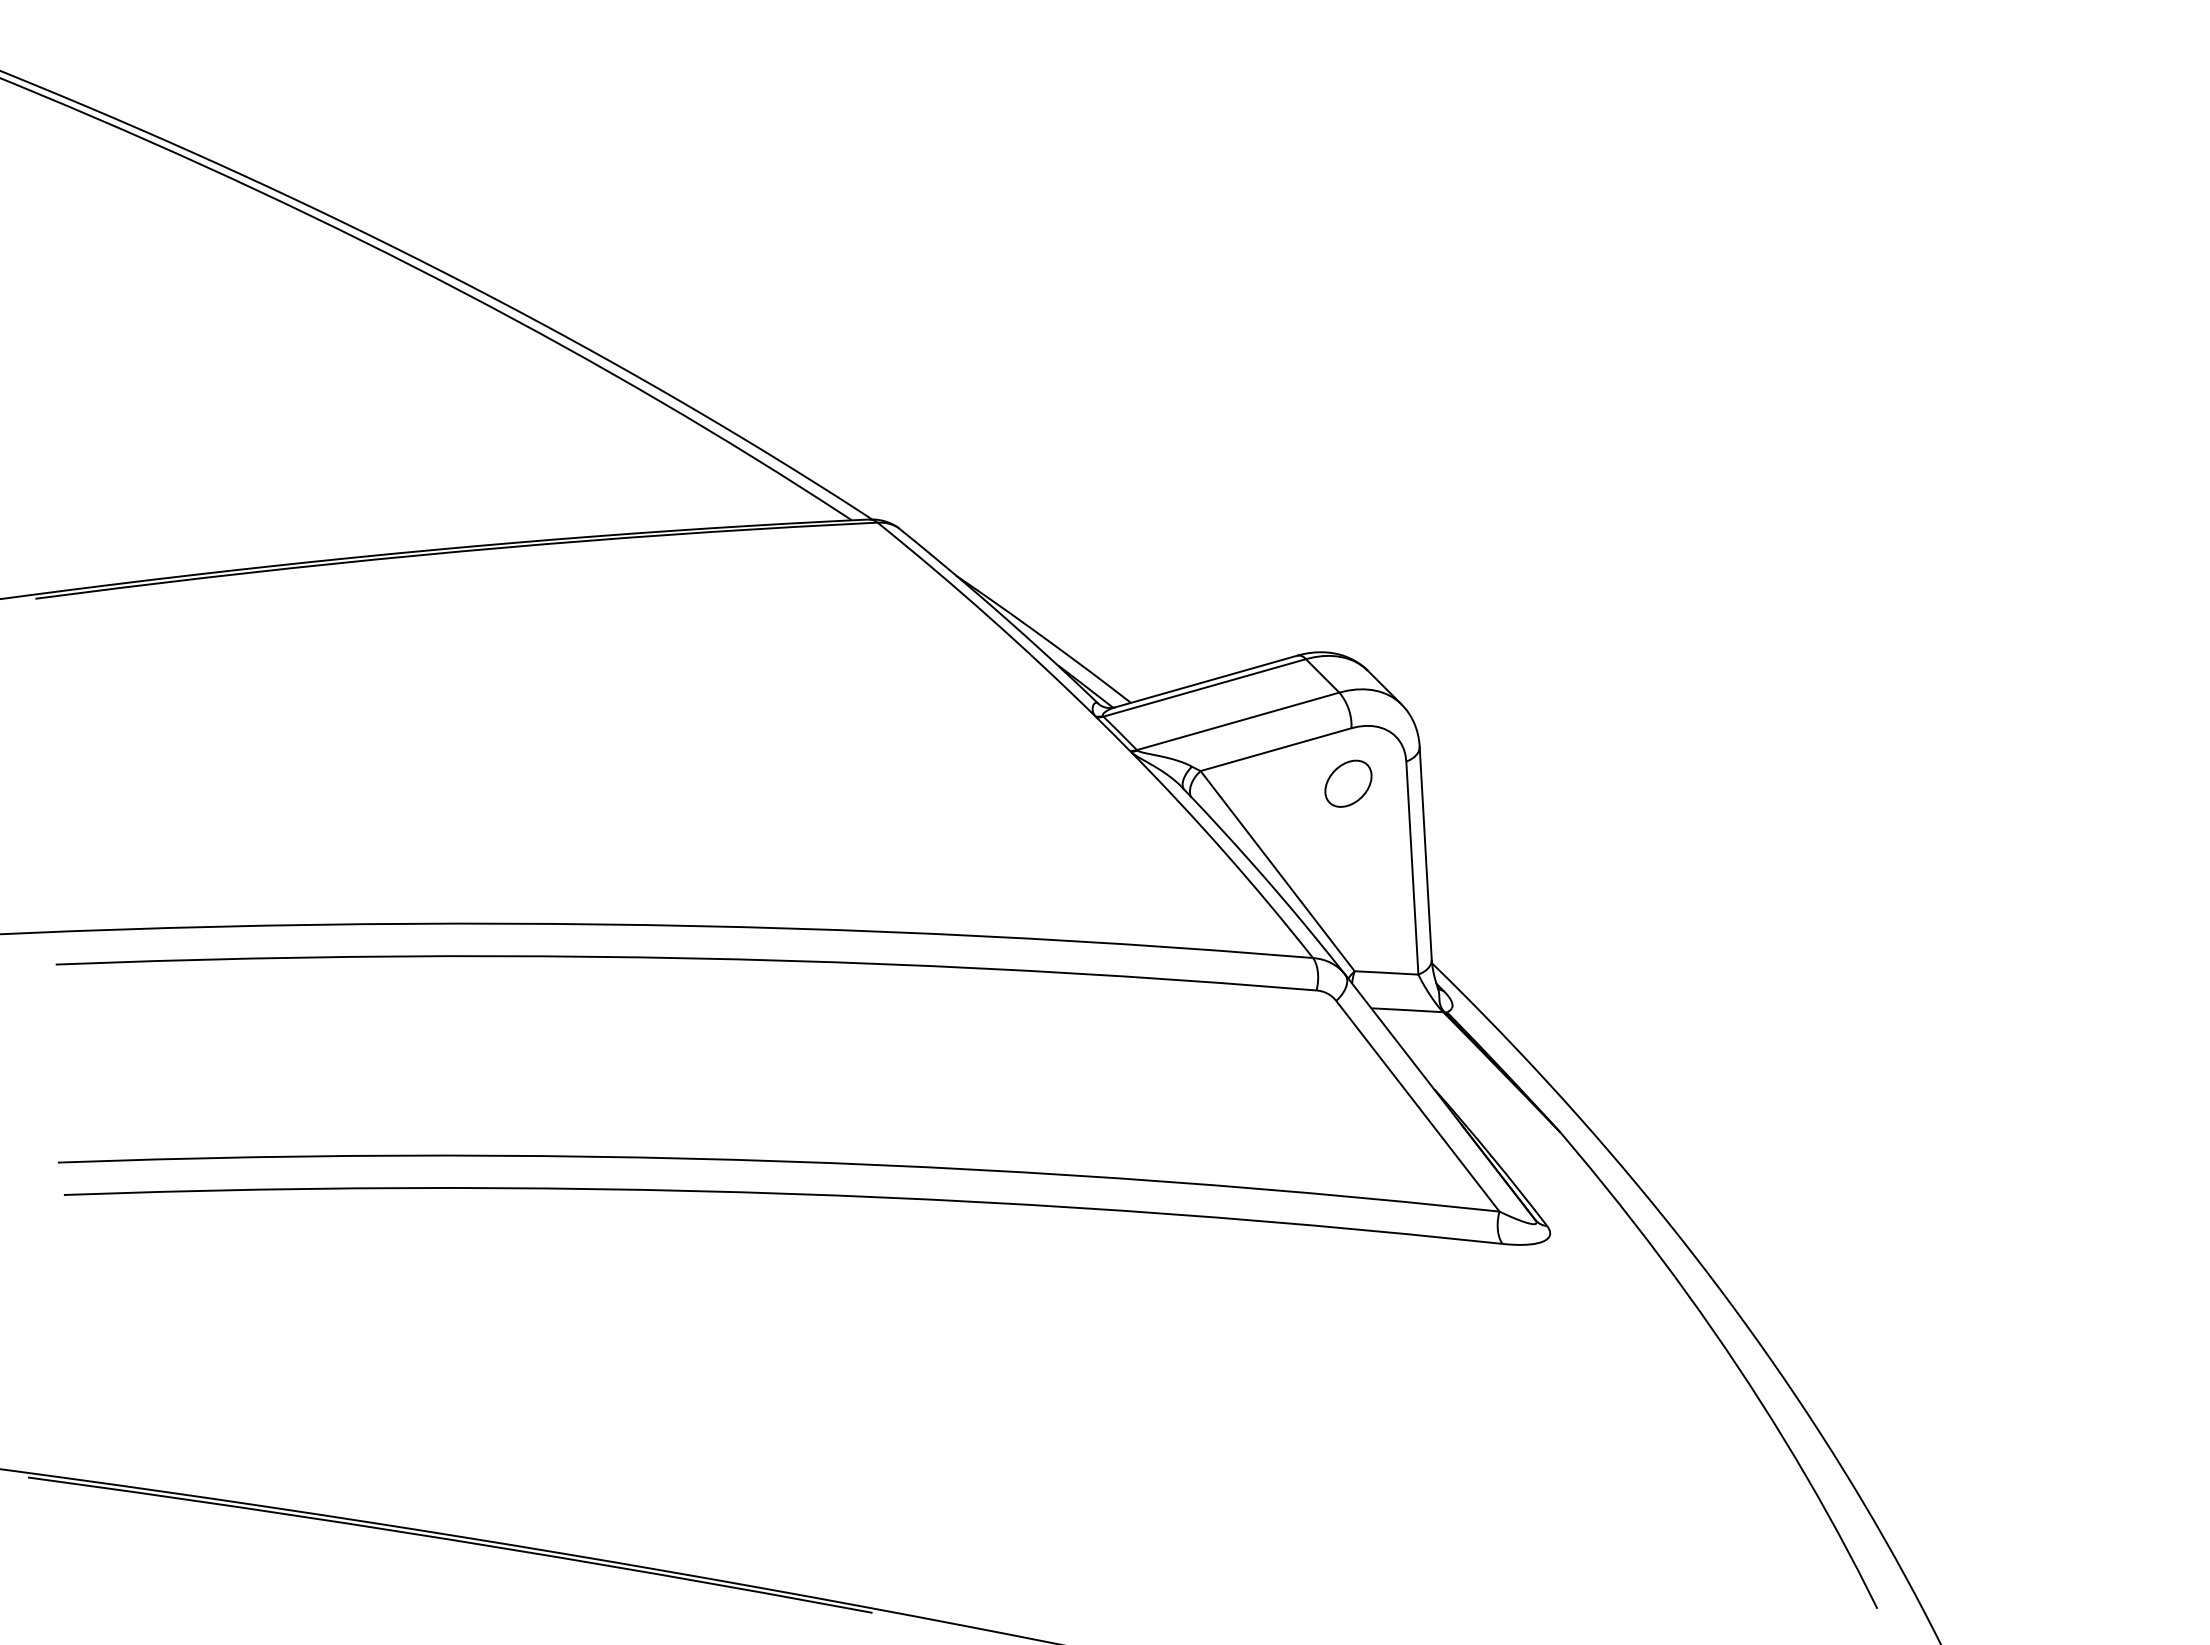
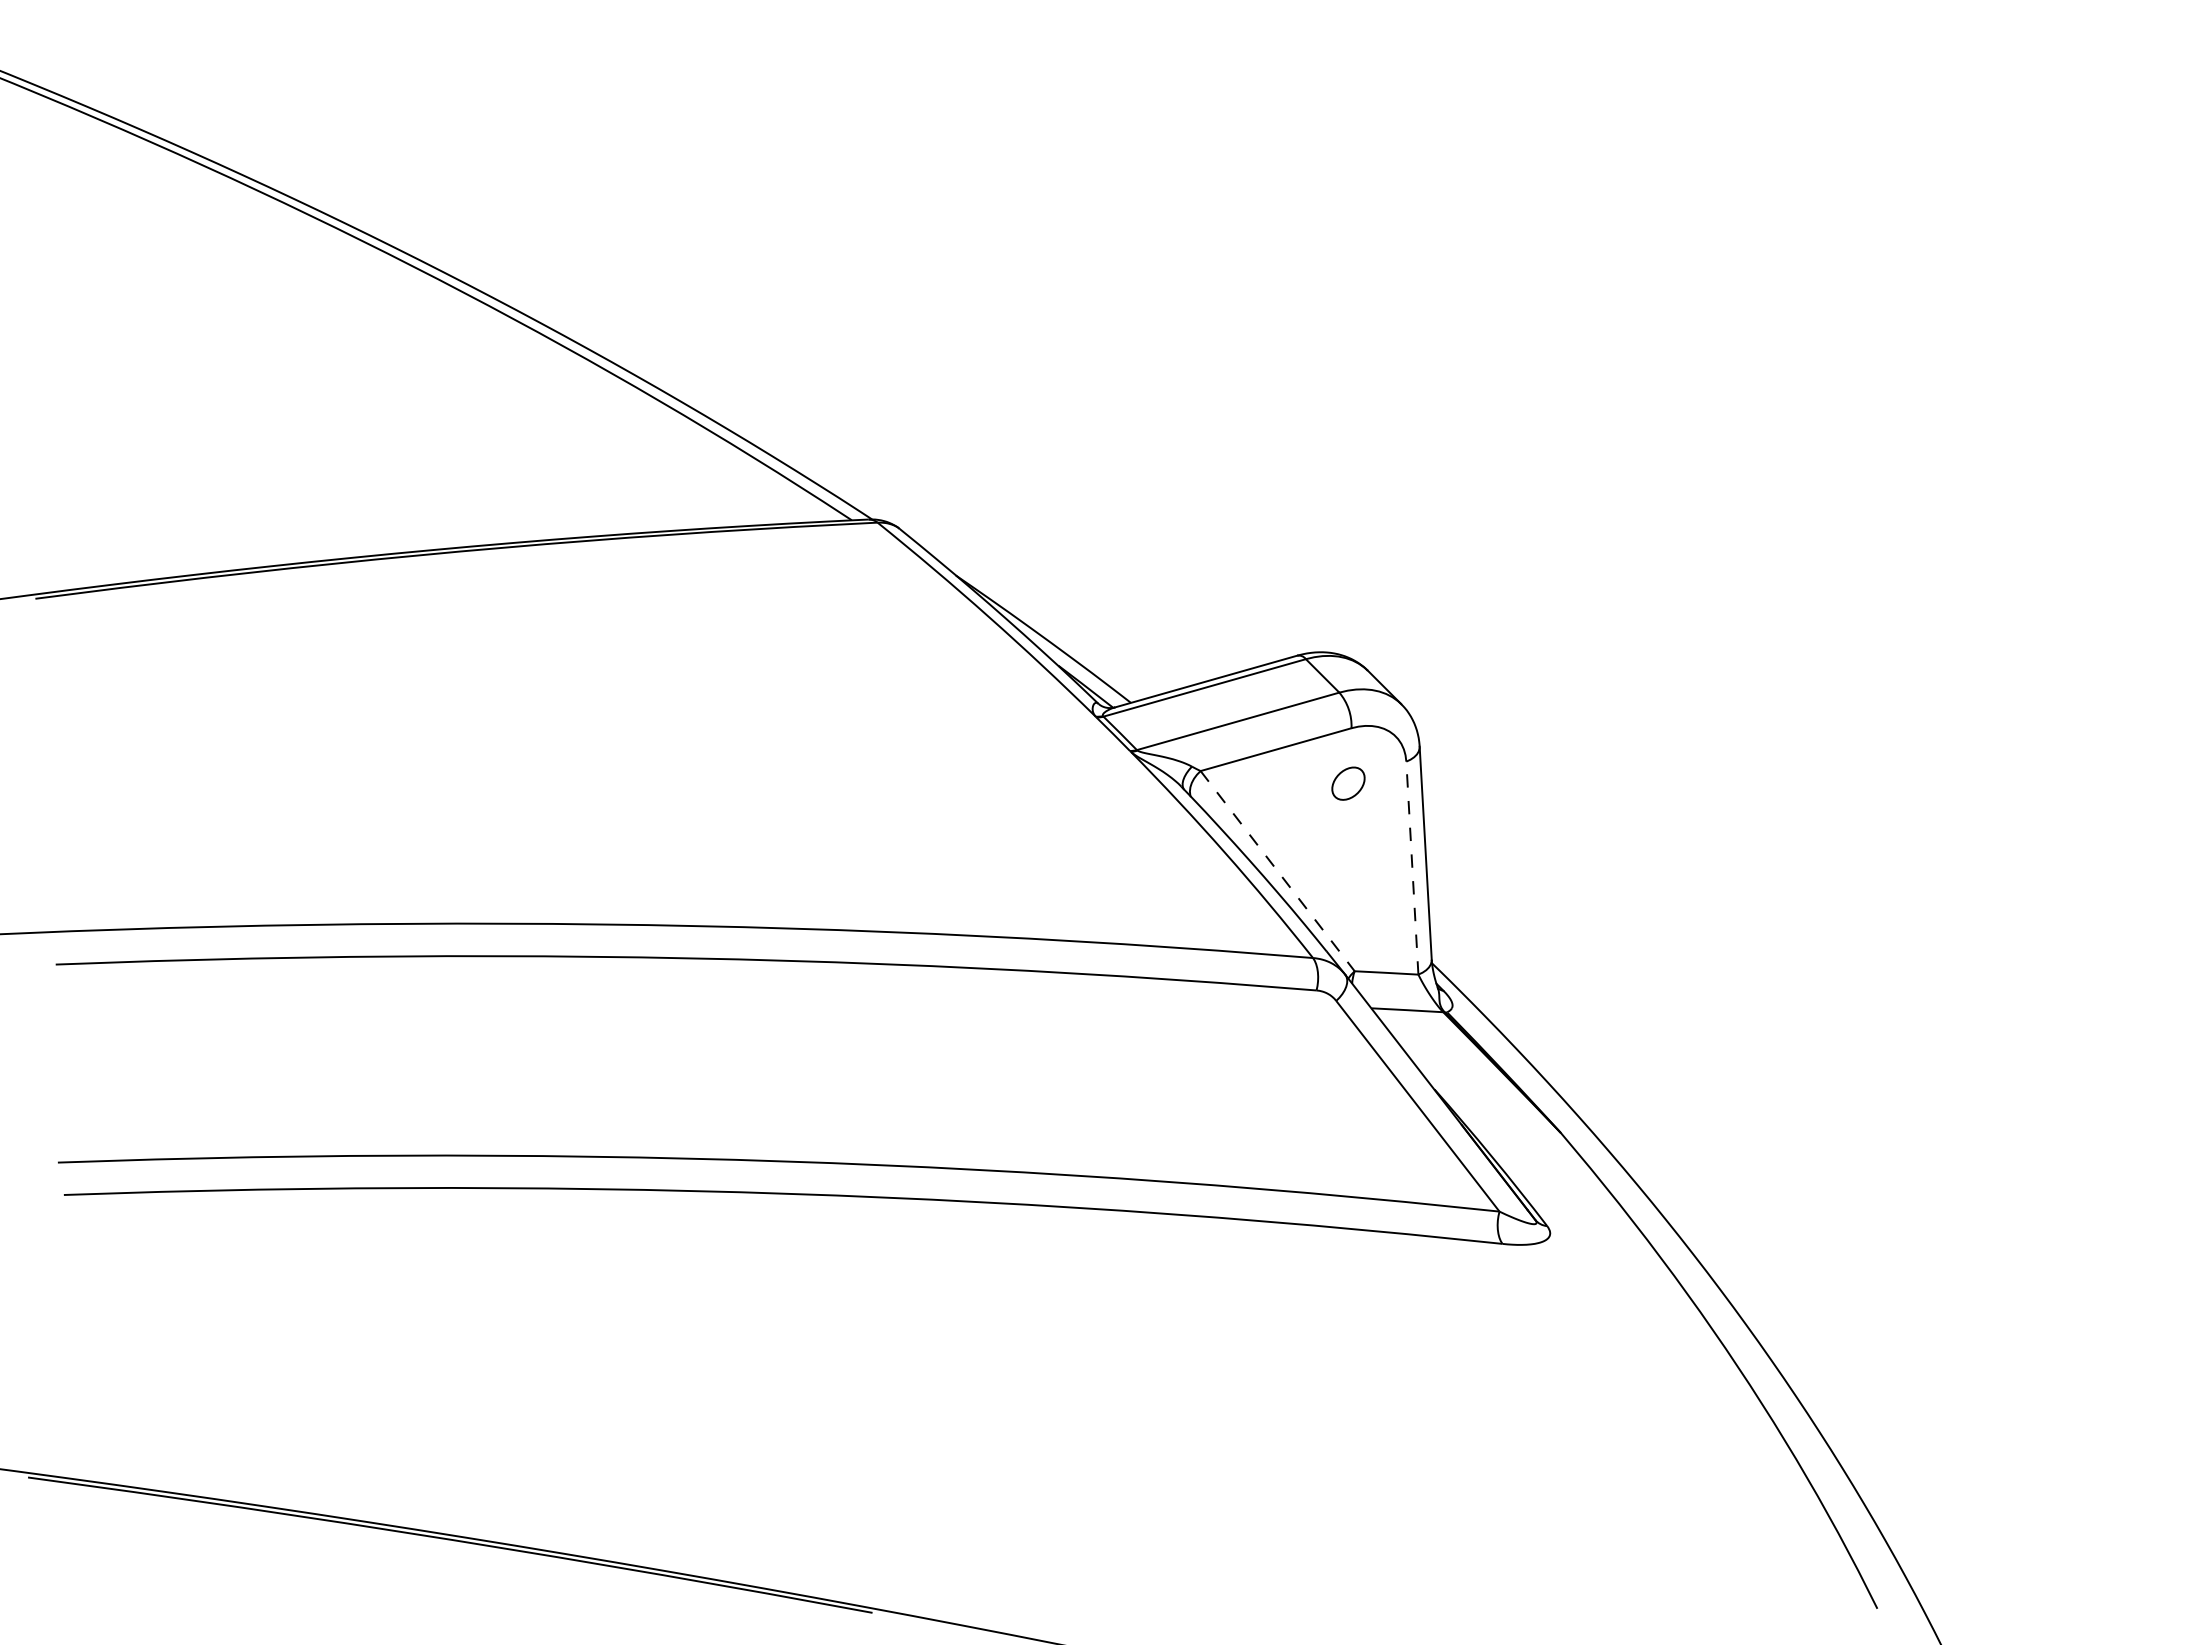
part size: 49x49 px -> 35x35 px (1348, 783)
line: solid -> dashed (1412, 868)
line: solid -> dashed (1277, 871)
